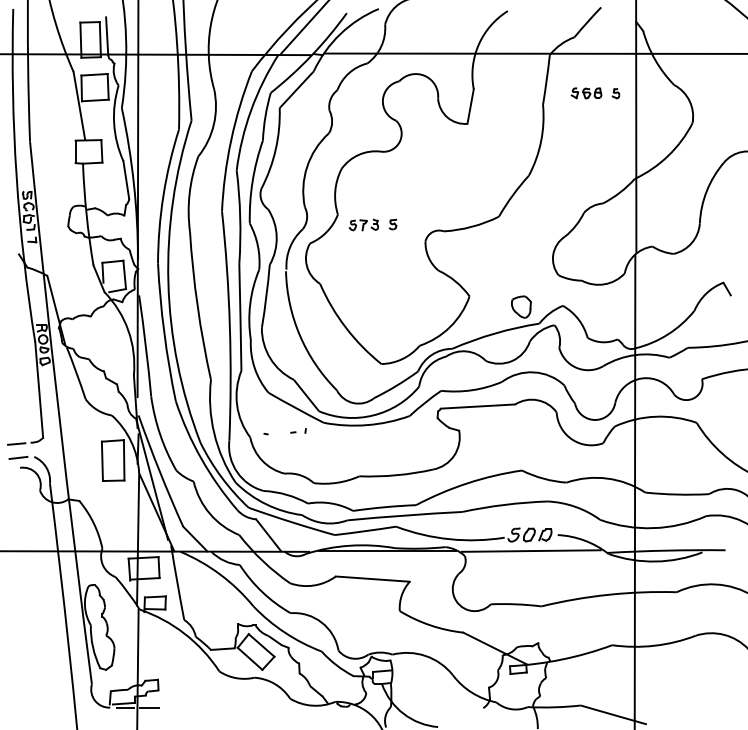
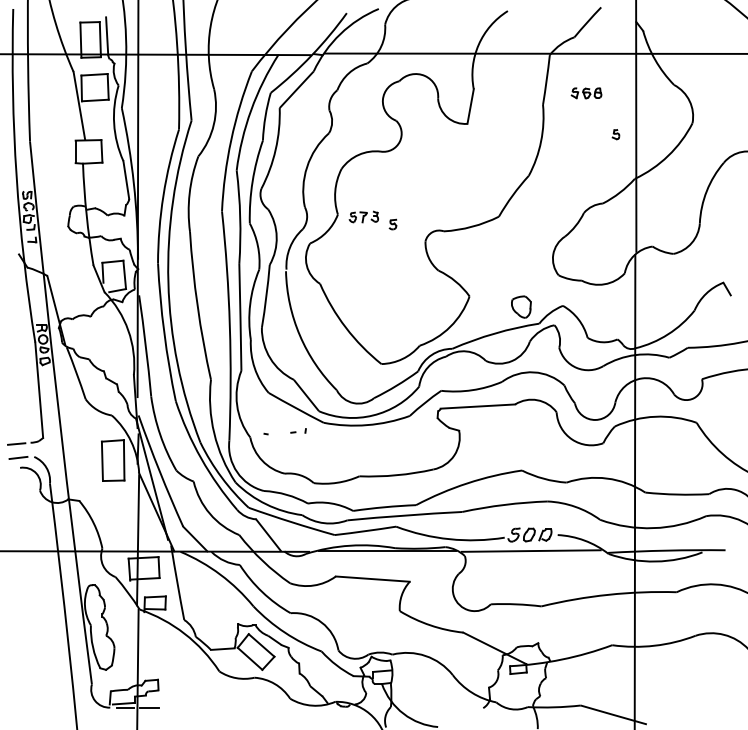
line: present -> none (304, 27)
part position: (615, 93) -> (615, 134) (615, 134)
part position: (363, 224) -> (363, 216) (363, 216)
